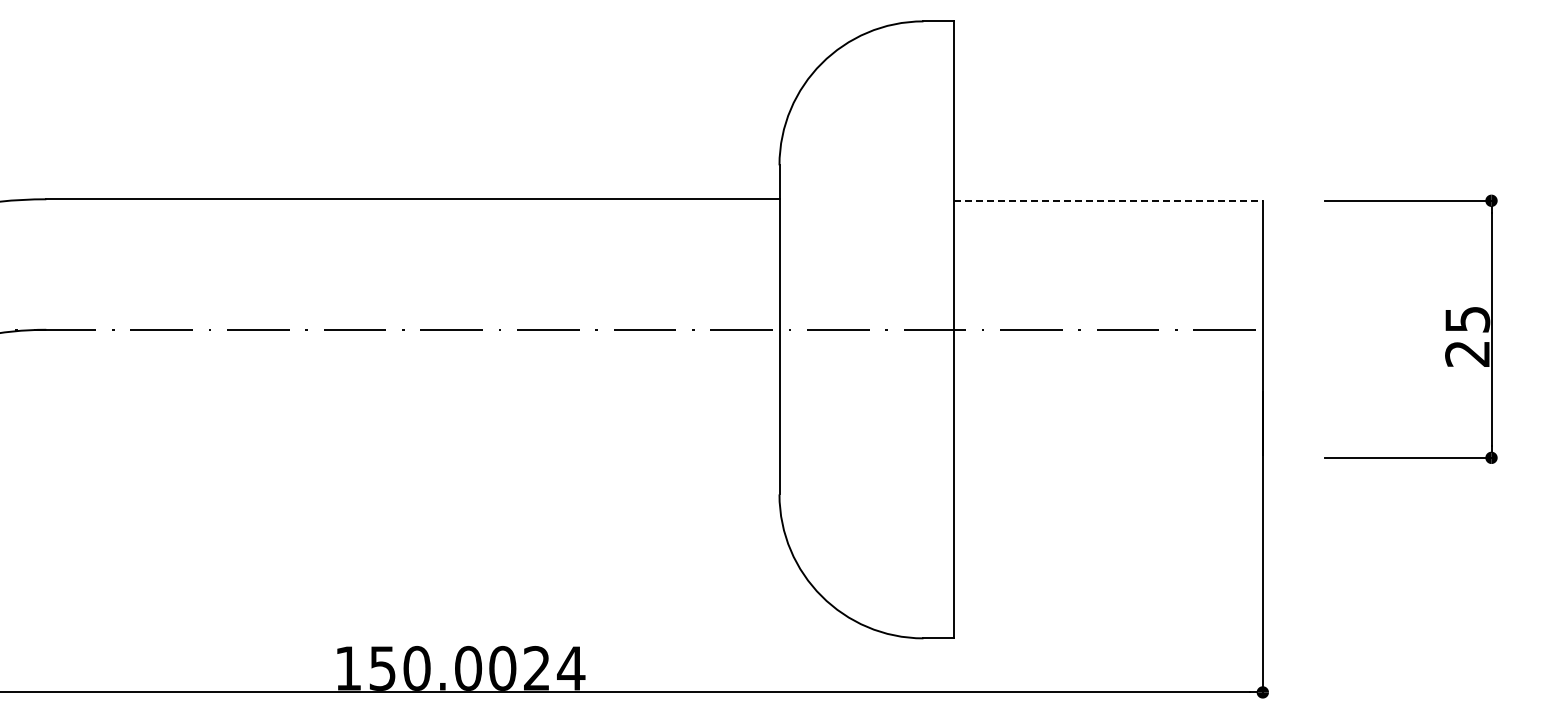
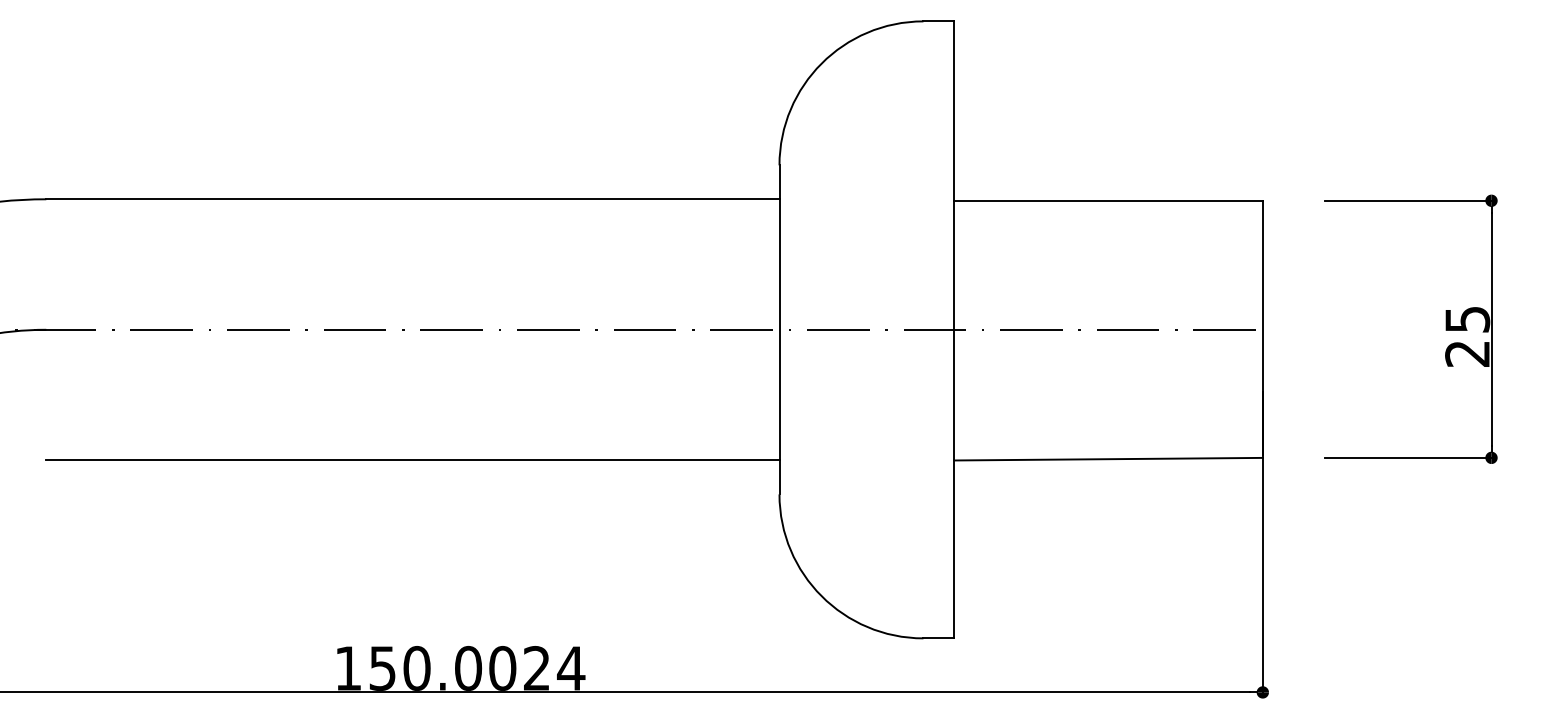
line: dashed -> solid (1109, 200)
line: none -> present (1108, 458)
line: none -> present (412, 460)
